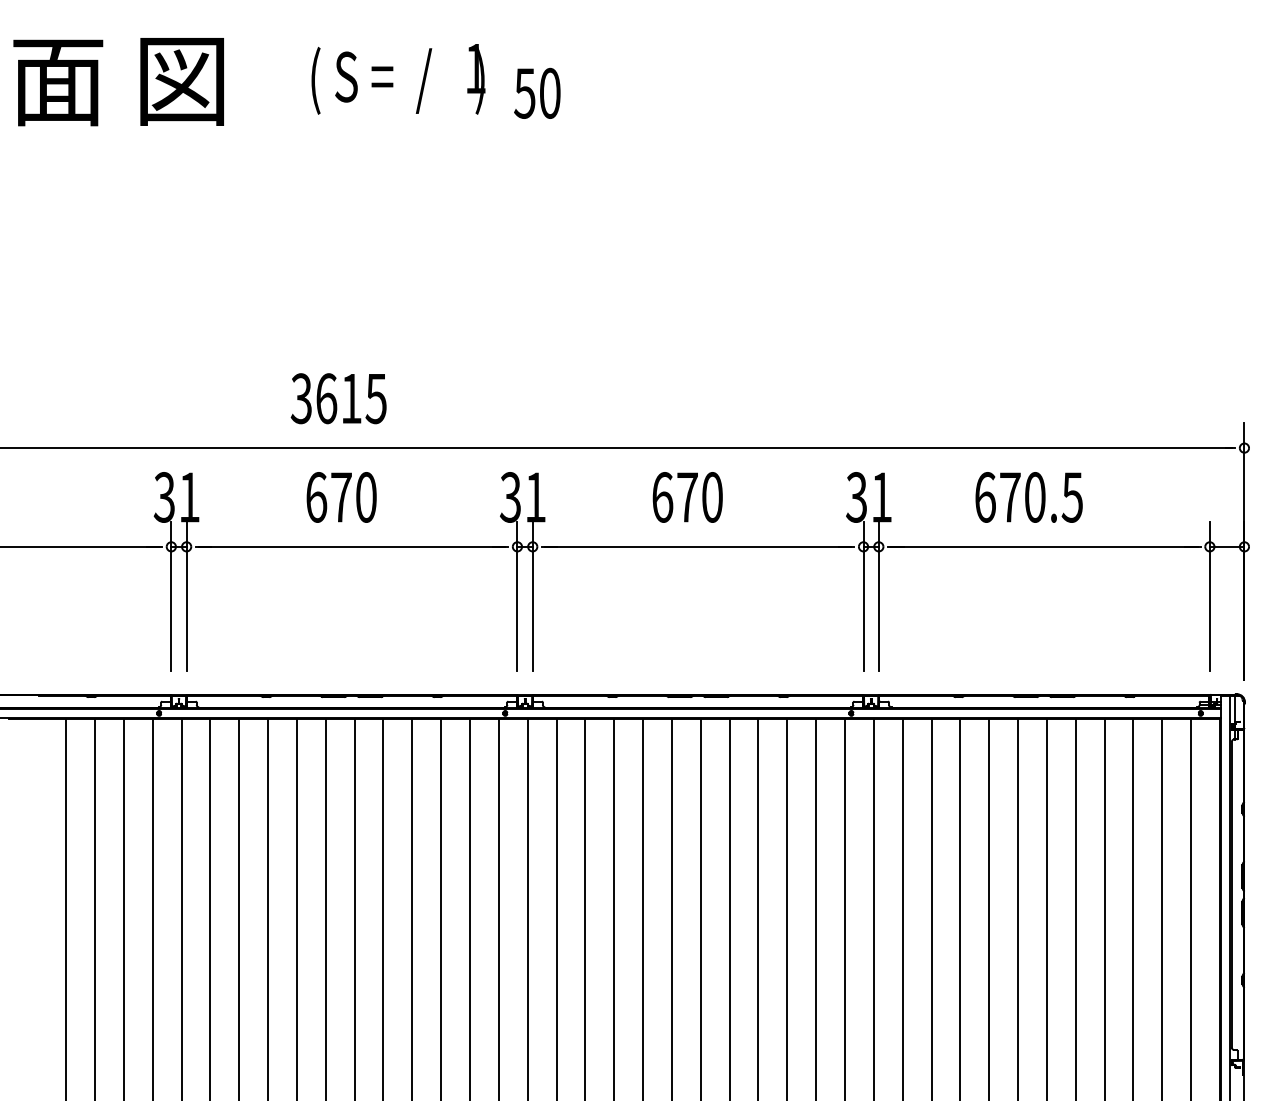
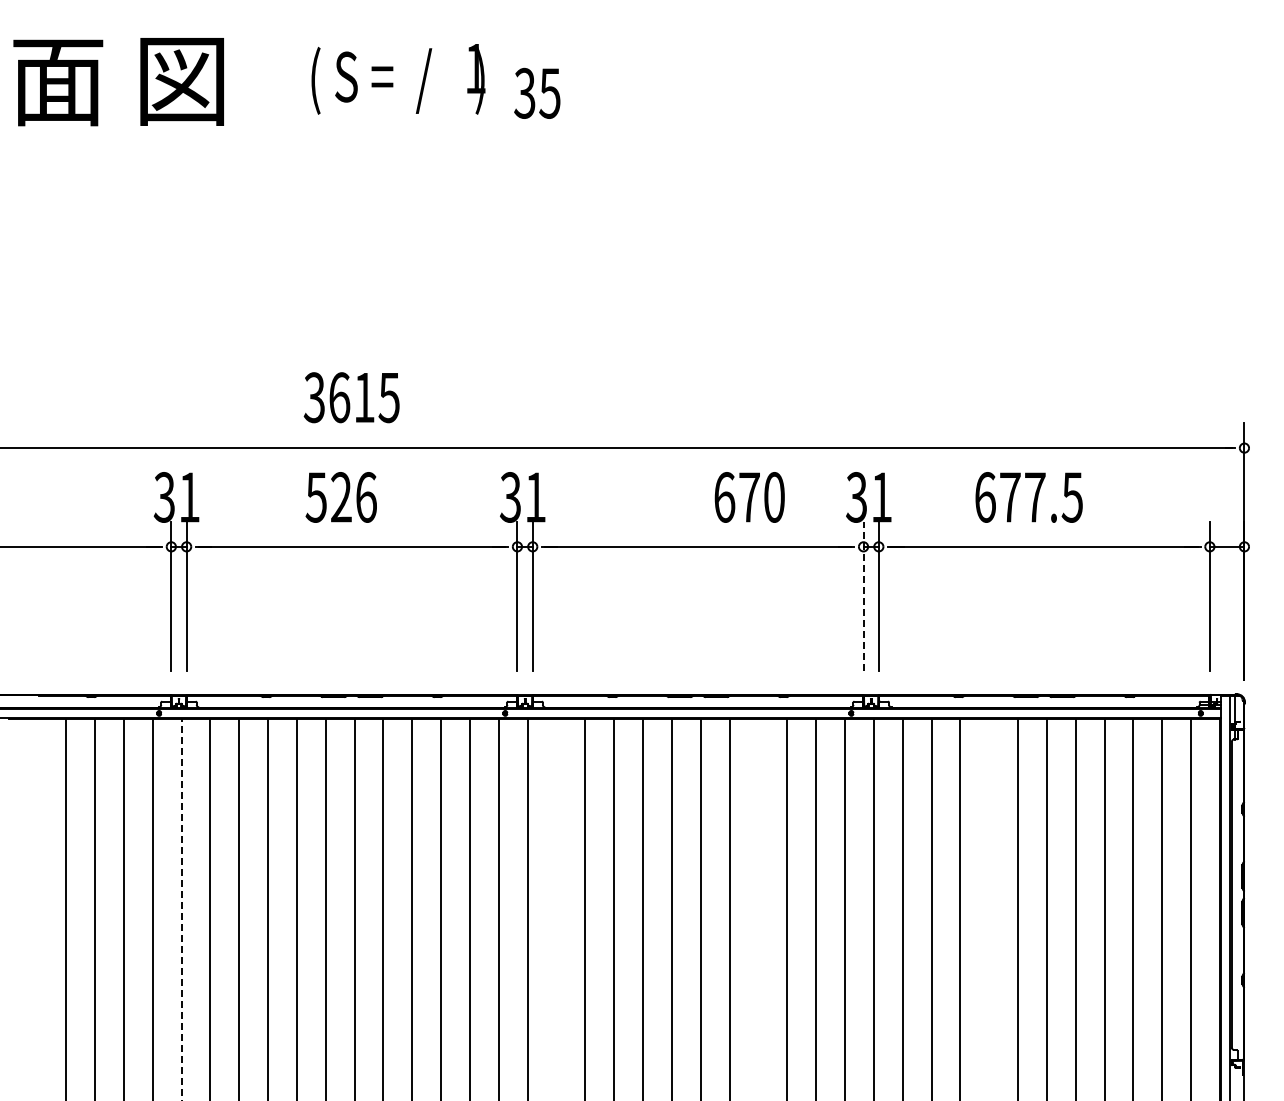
text: 50 -> 35 (537, 92)
text position: (338, 398) -> (351, 397) (351, 397)
text: 670 -> 526 (340, 497)
text position: (687, 497) -> (749, 497) (749, 497)
text: 670.5 -> 677.5 (1035, 497)
line: solid -> dashed (863, 596)
line: present -> none (556, 907)
line: present -> none (758, 907)
line: present -> none (989, 907)
line: solid -> dashed (181, 909)
